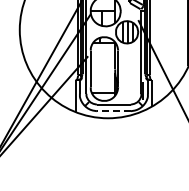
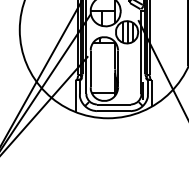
line: dashed -> solid (113, 111)
